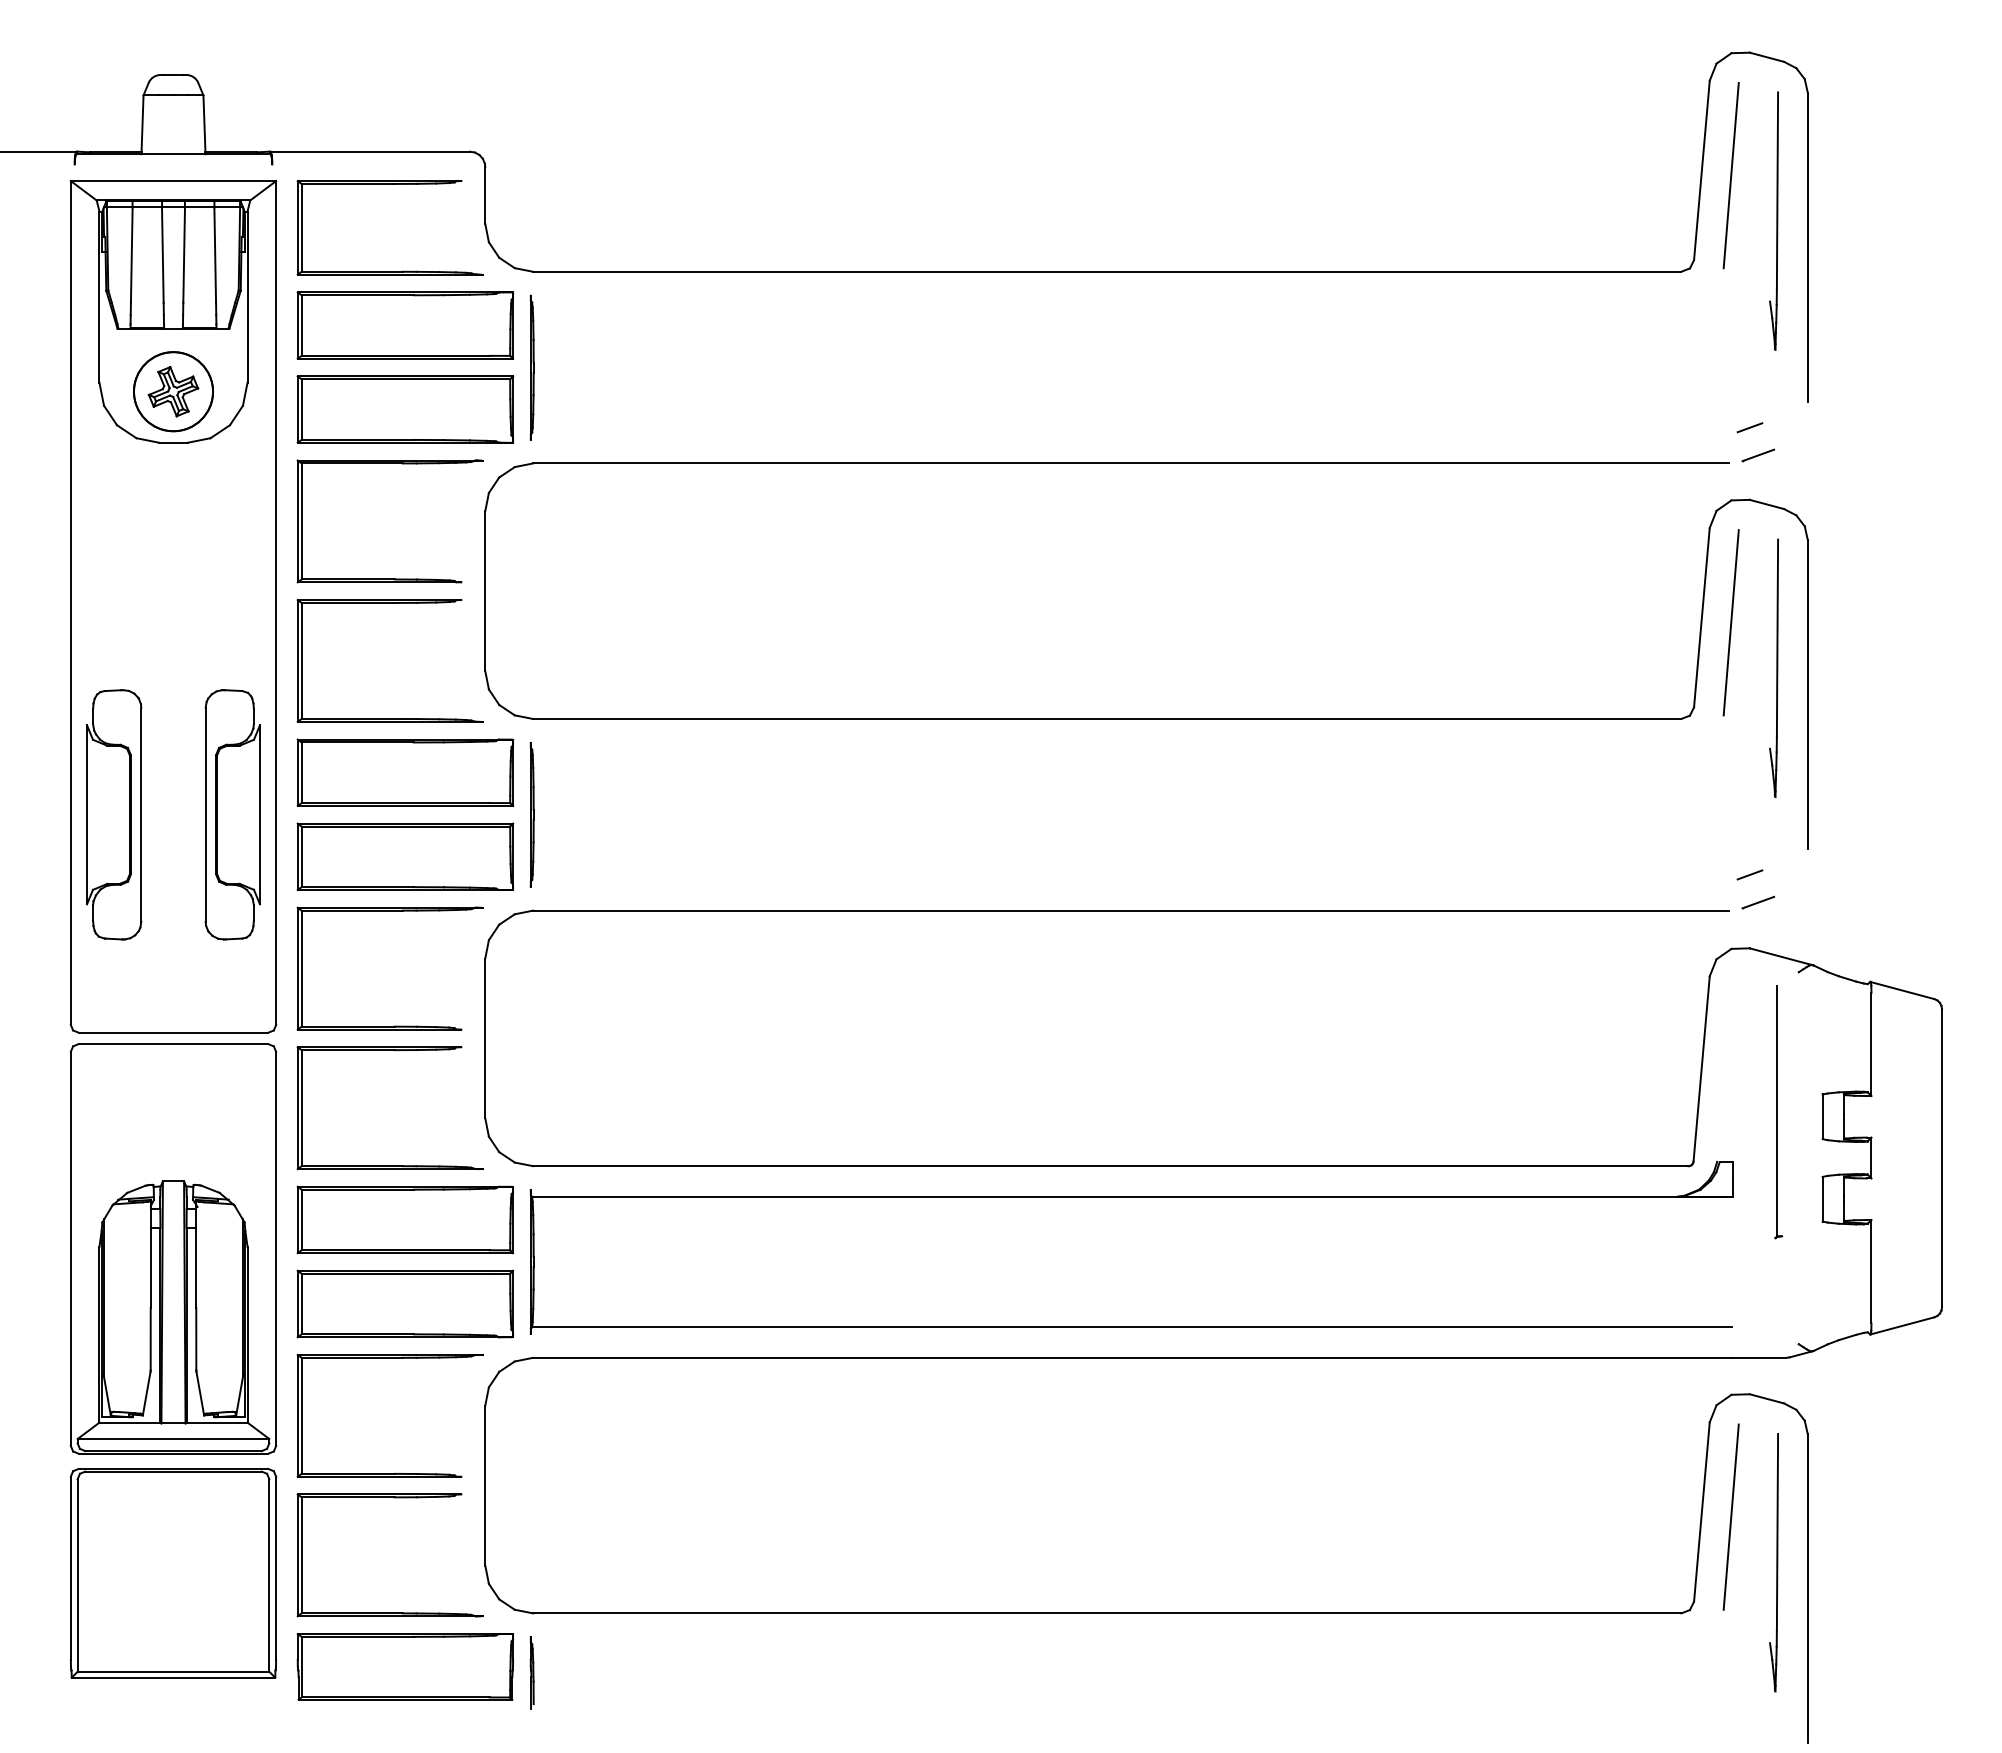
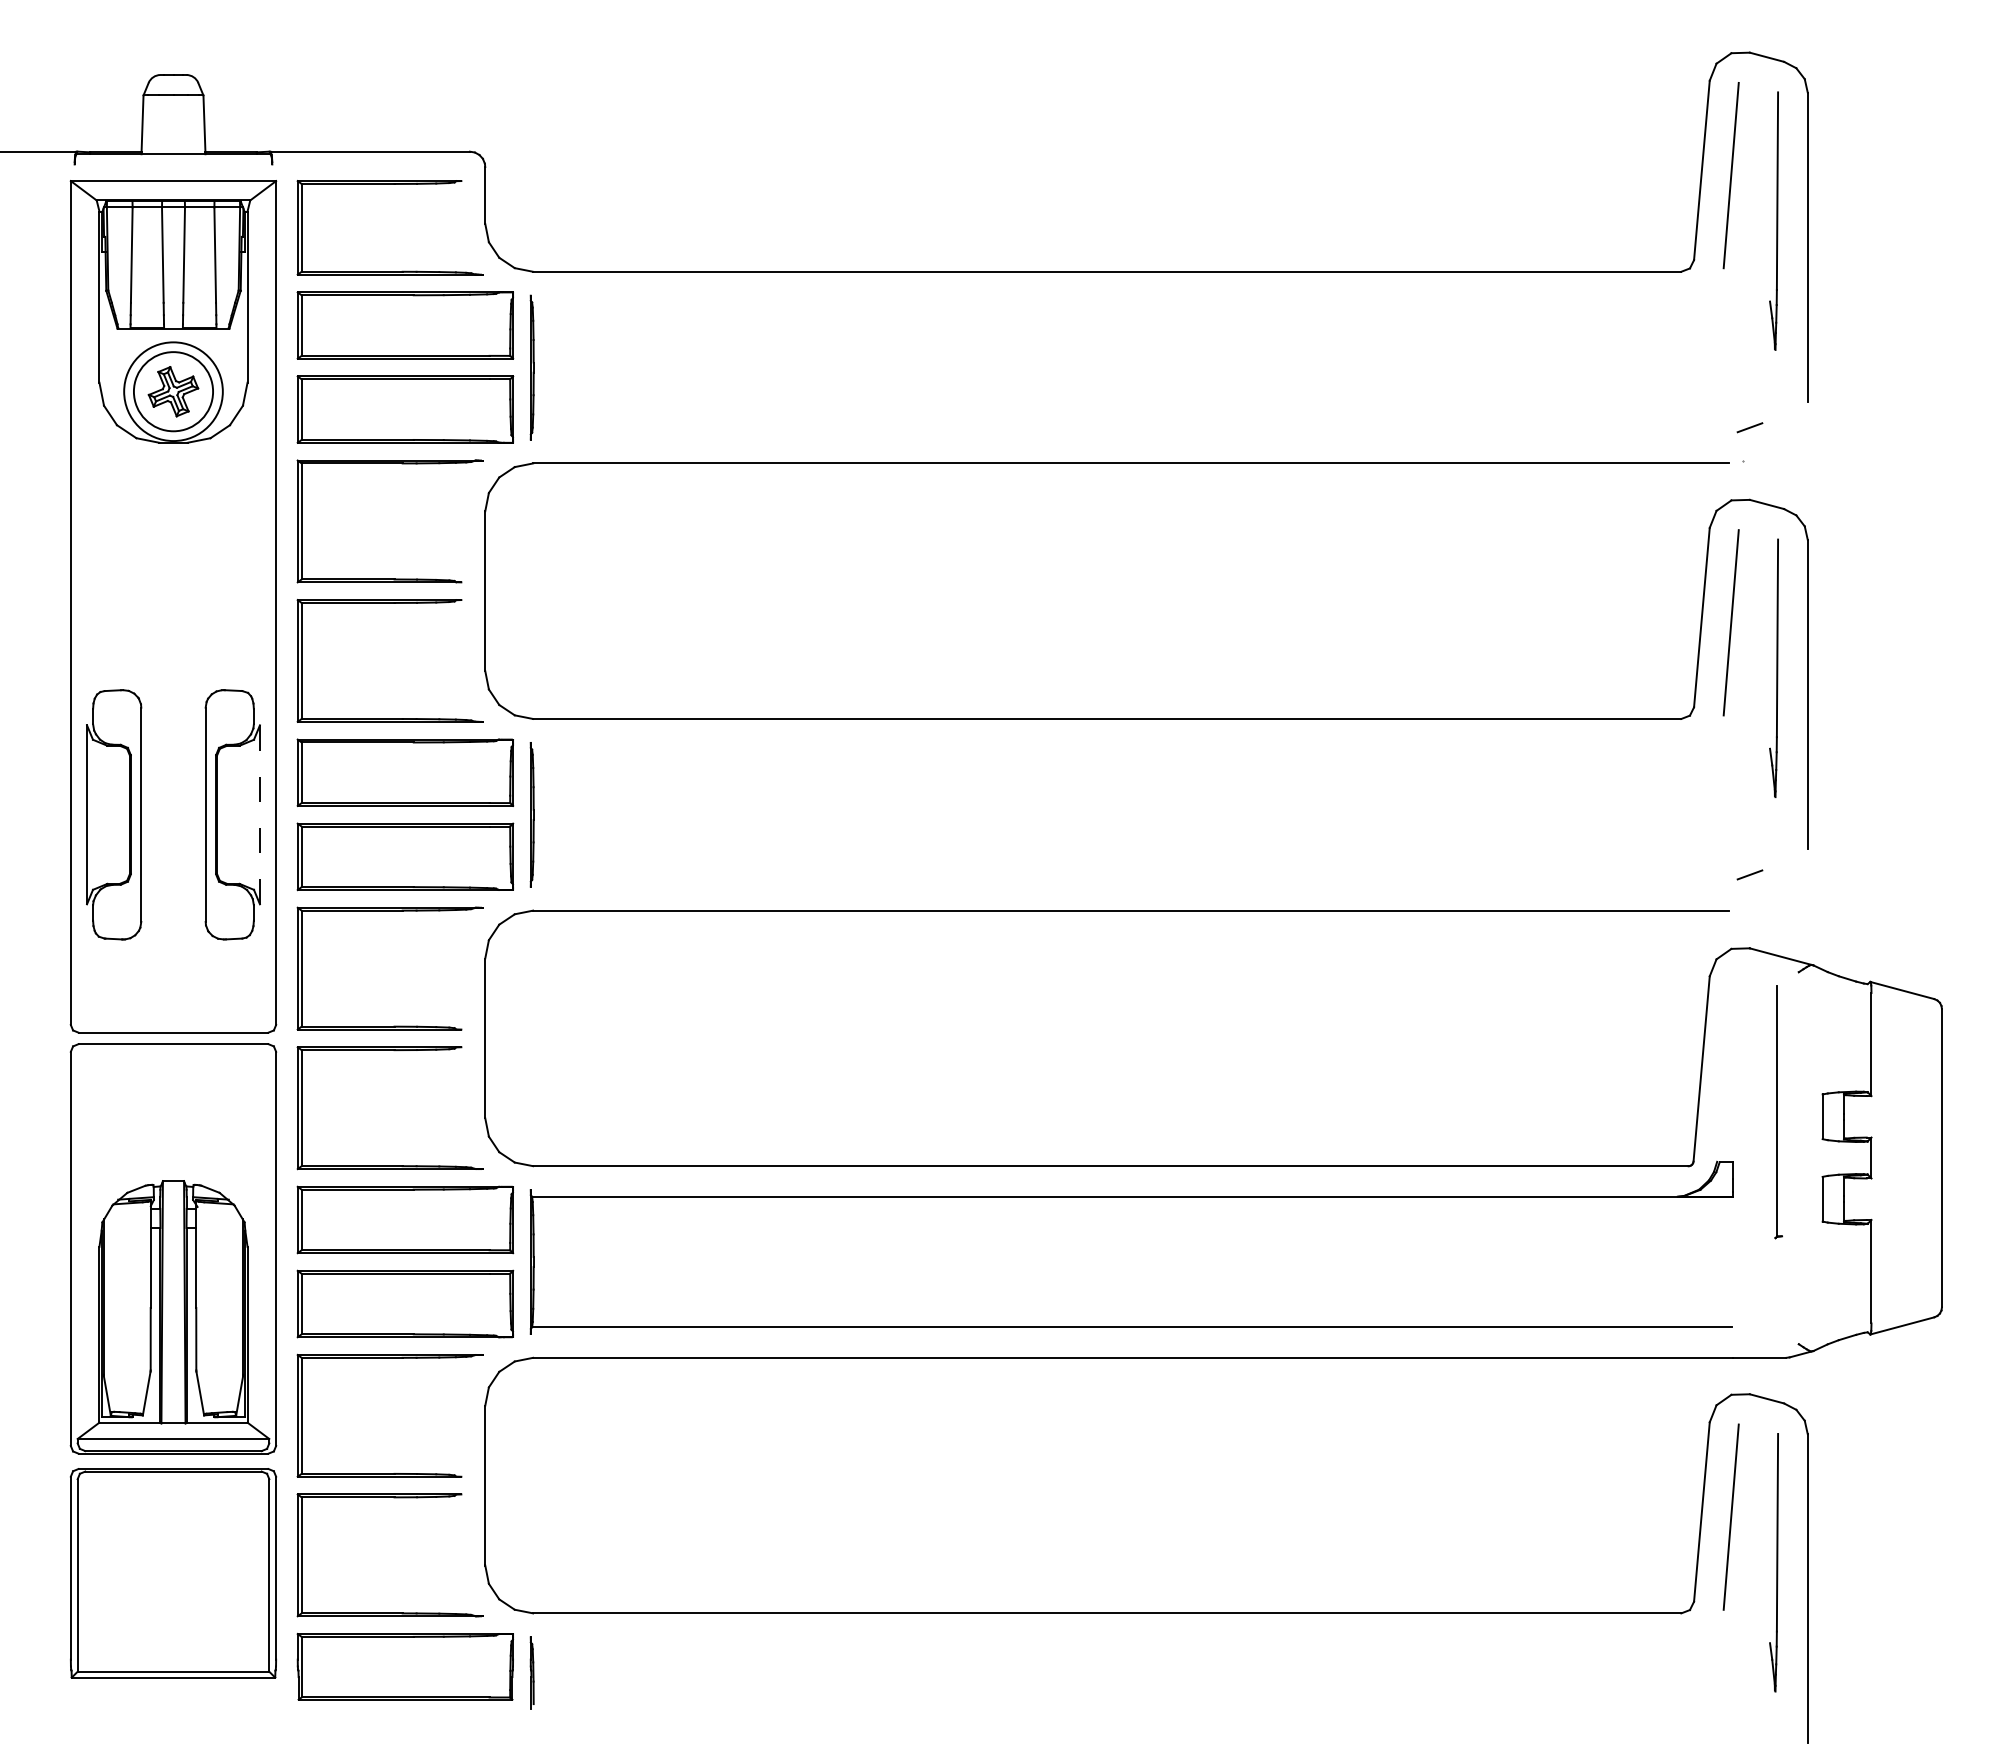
circle diameter: 79 px -> 99 px (173, 391)
line: present -> none (1758, 455)
line: solid -> dashed (259, 814)
line: present -> none (1758, 902)
